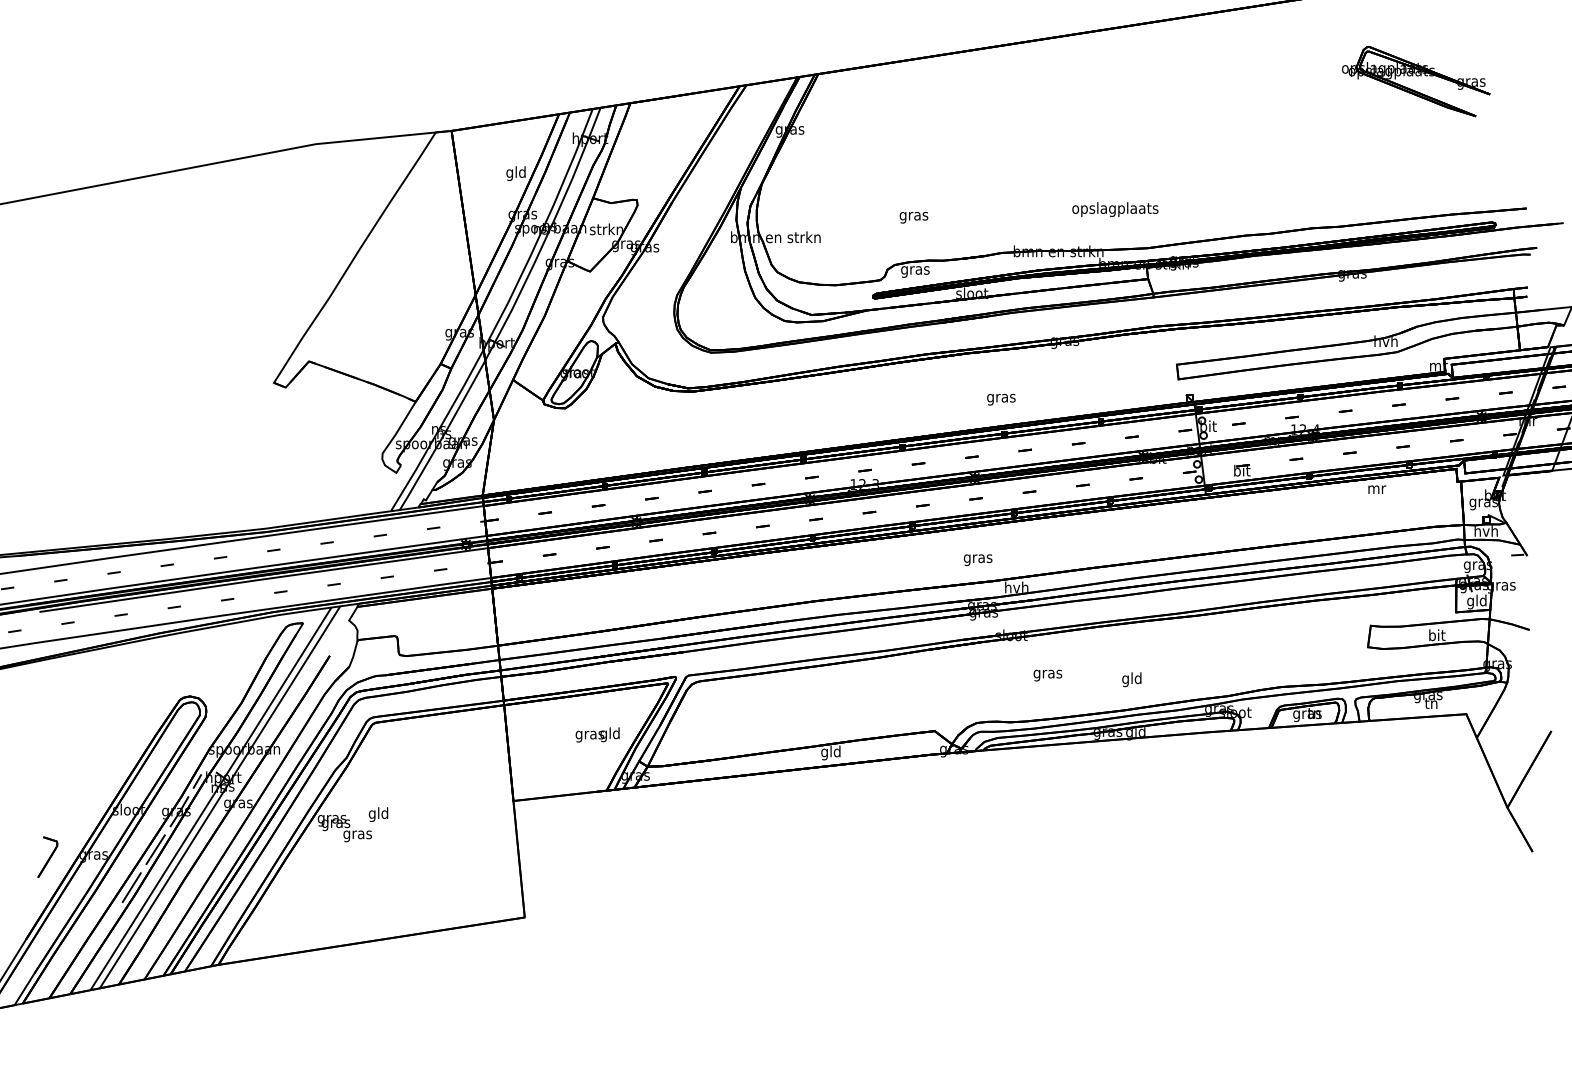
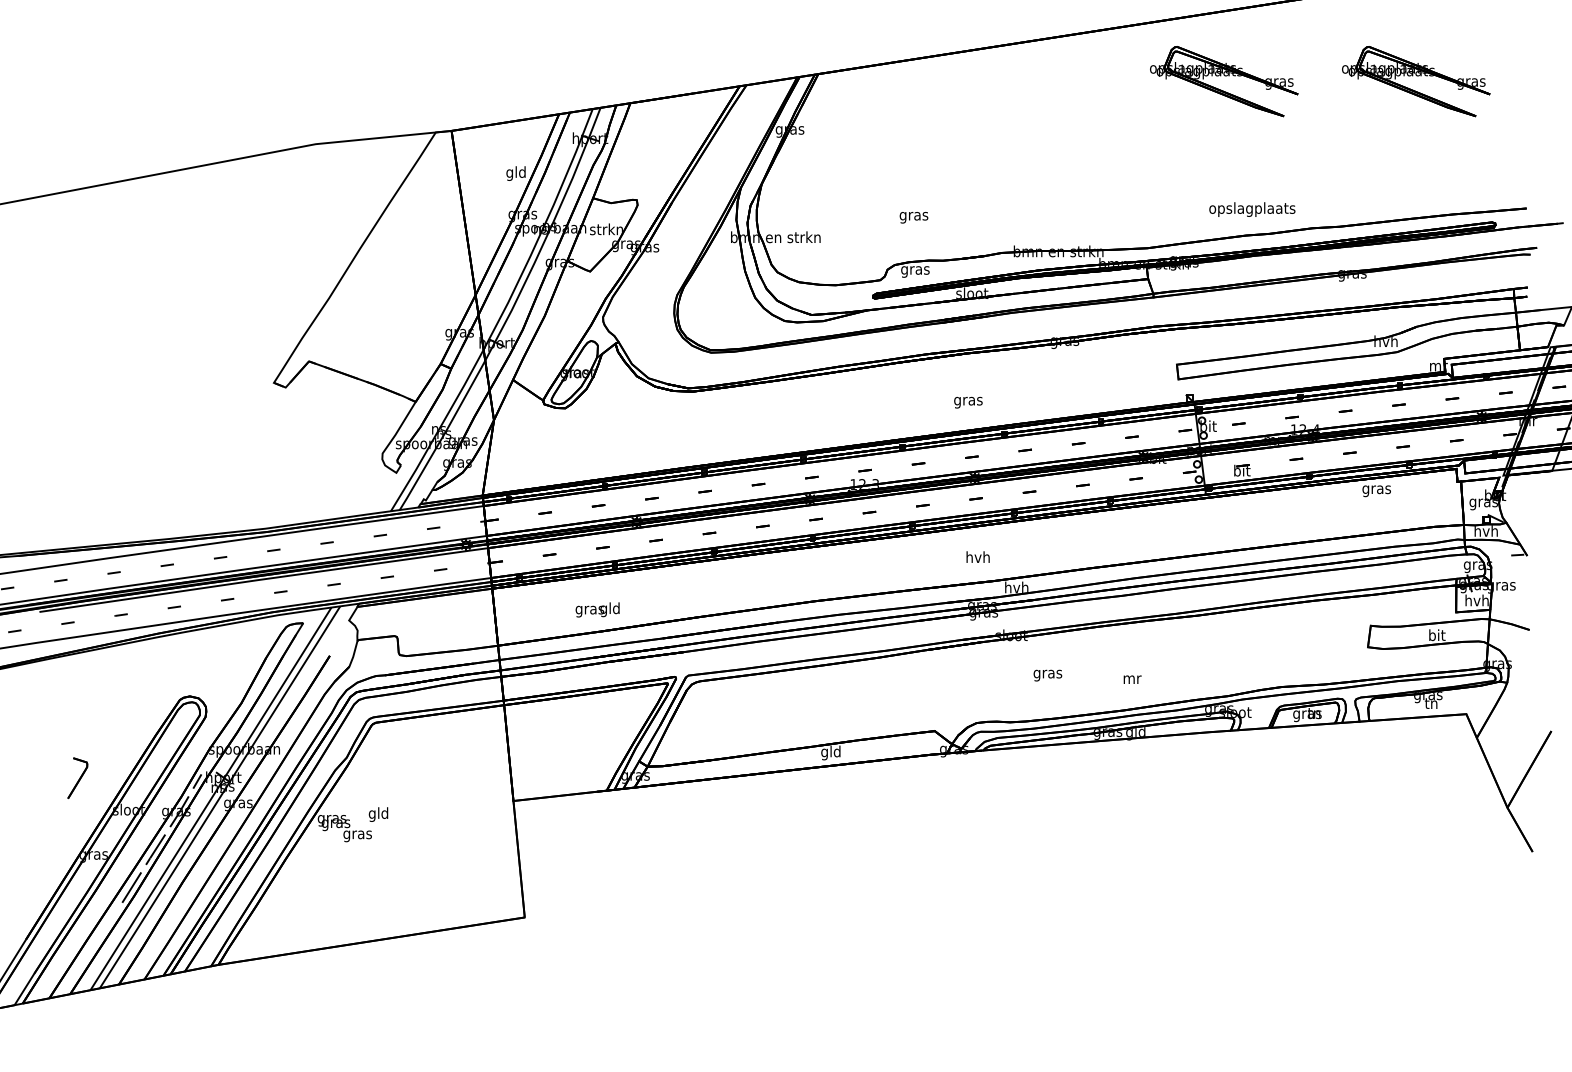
part: none -> present (1224, 81)
text position: (1115, 209) -> (1252, 209) (1252, 209)
text position: (1001, 399) -> (968, 402) (968, 402)
text: mr -> gras (1376, 491)
text: gras -> hvh (977, 558)
text: gld -> hvh (1476, 601)
text: gld -> mr (1131, 679)
text position: (597, 734) -> (597, 609) (597, 609)
part position: (47, 857) -> (77, 778) (77, 778)
